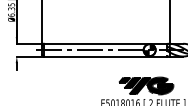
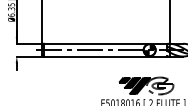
fill: present -> none (159, 85)
